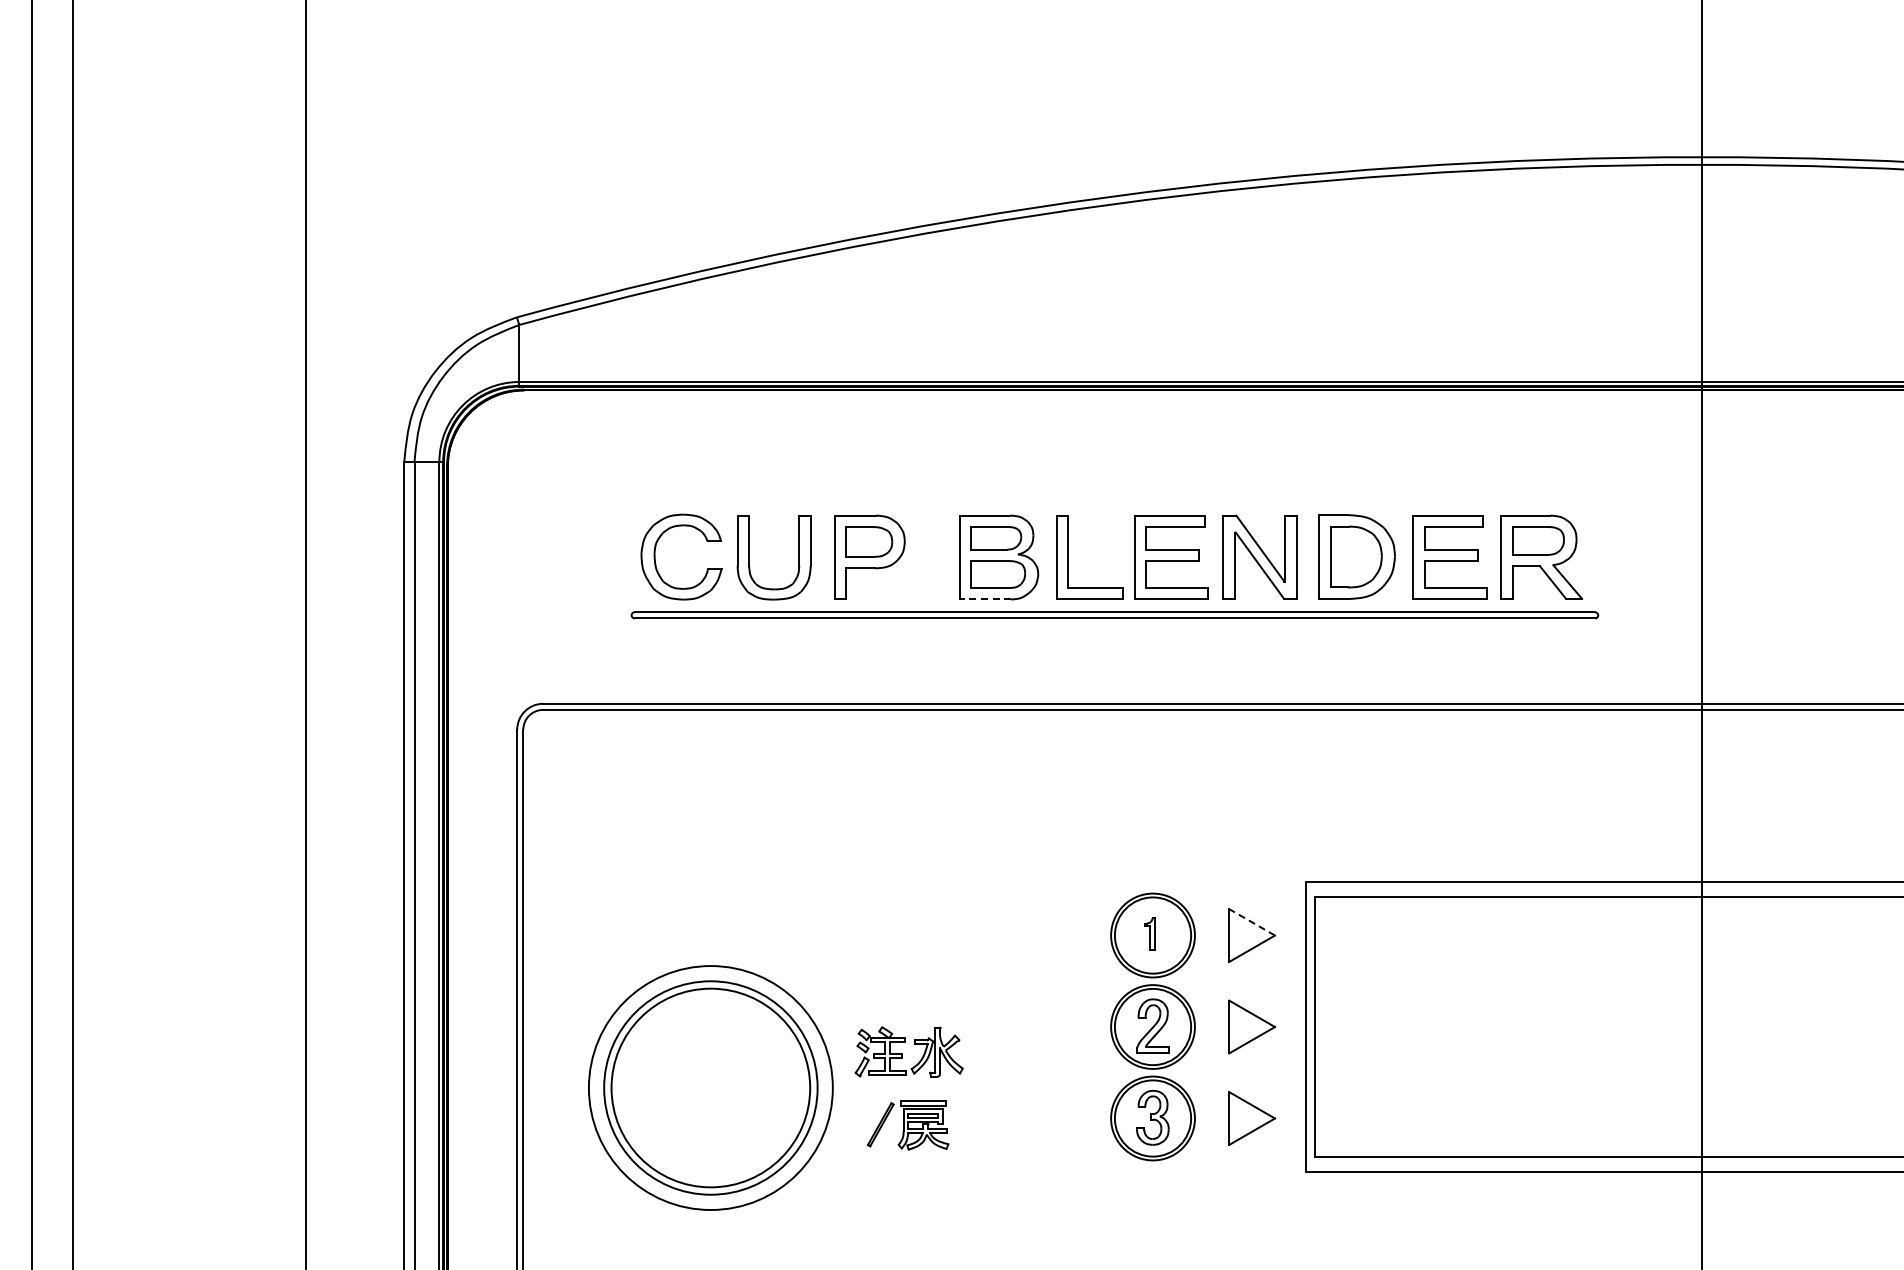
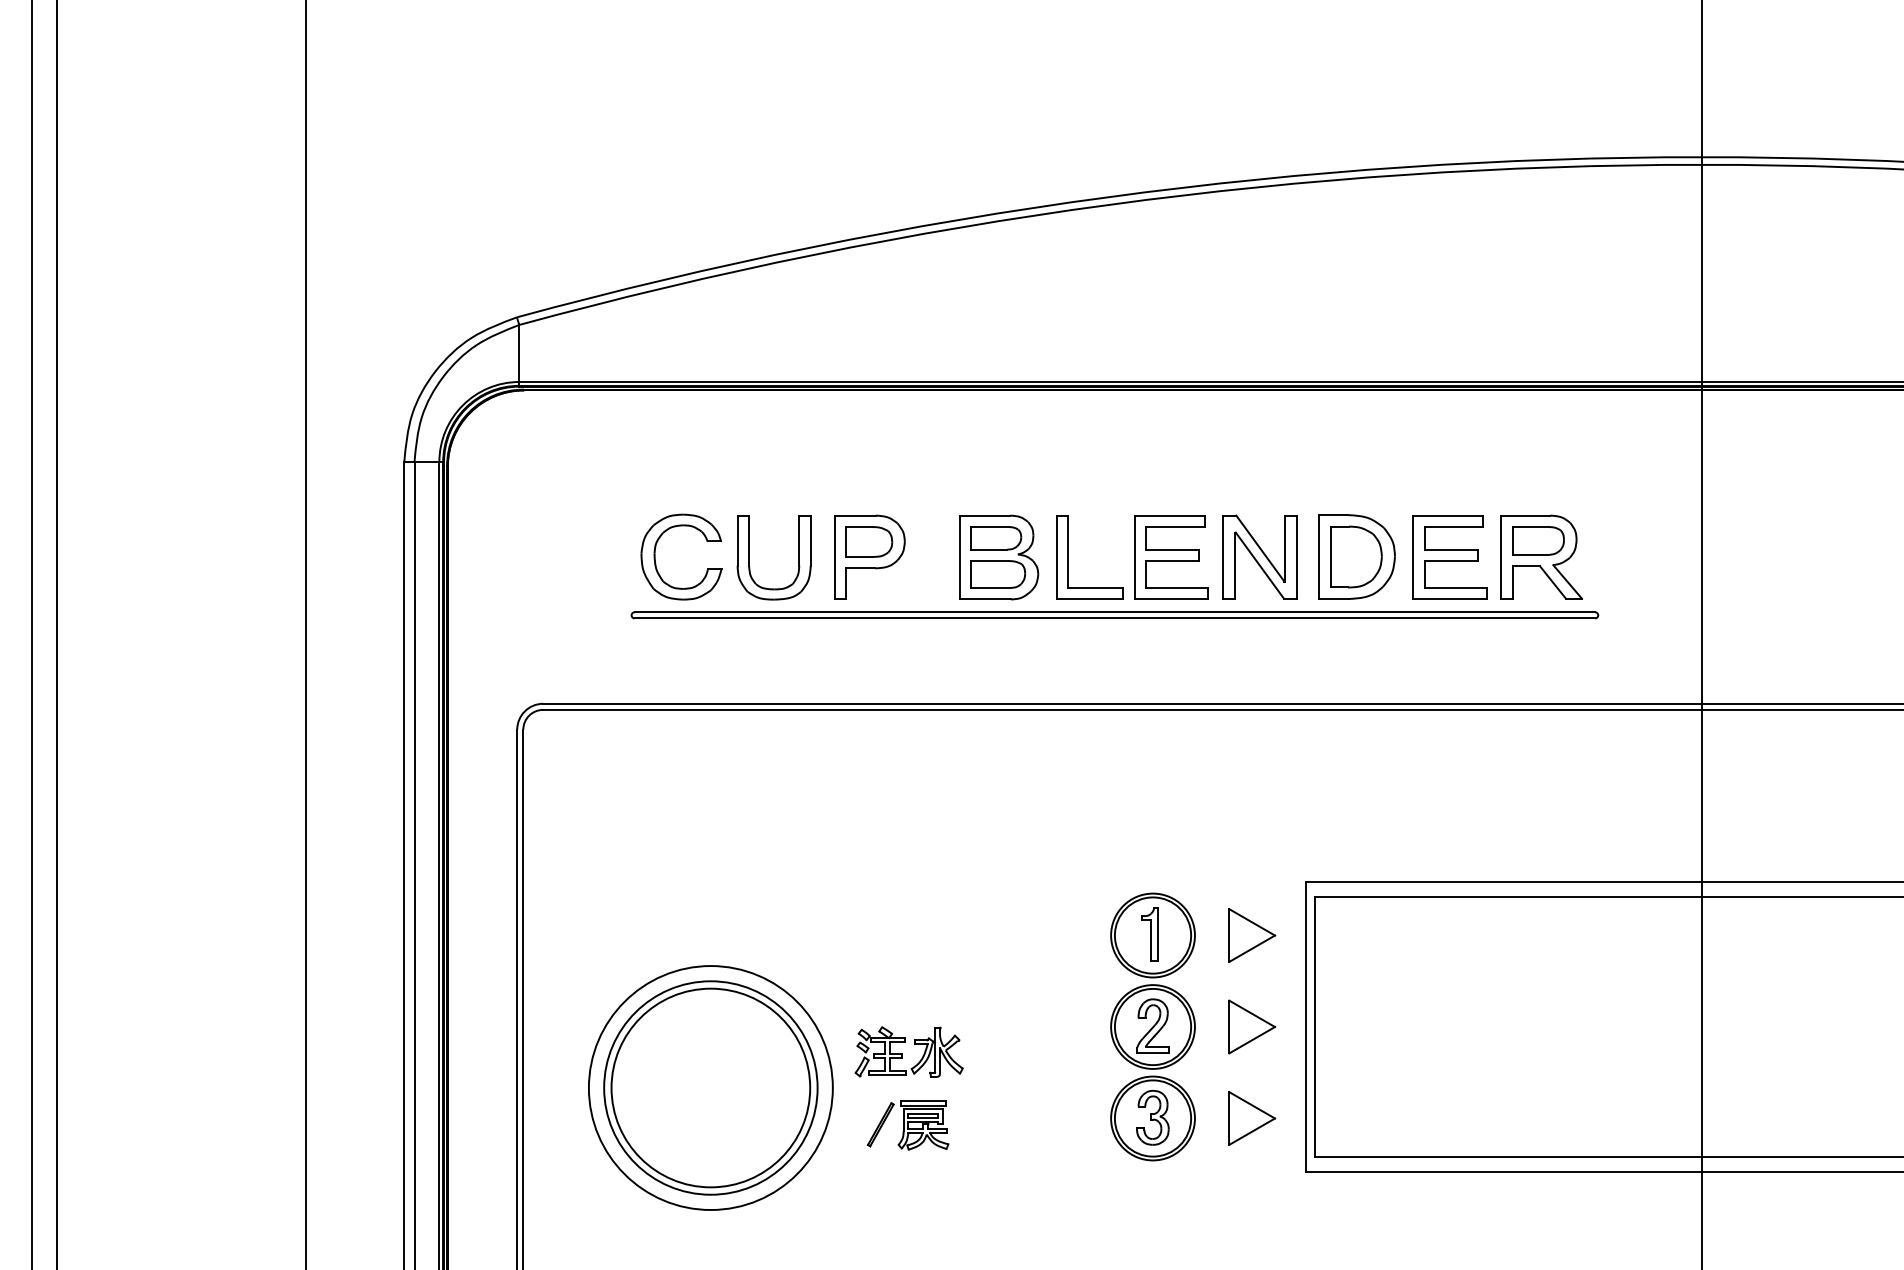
line: dashed -> solid (985, 599)
line position: (73, 634) -> (57, 634) (57, 634)
line: dashed -> solid (1251, 922)
part size: 12x34 px -> 18x55 px (1149, 934)
